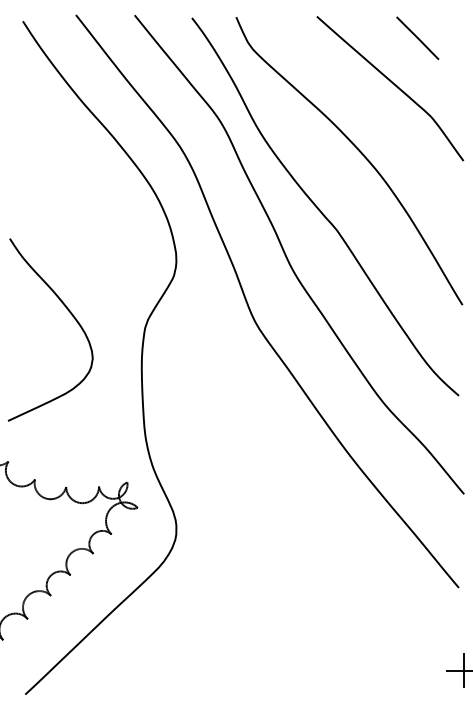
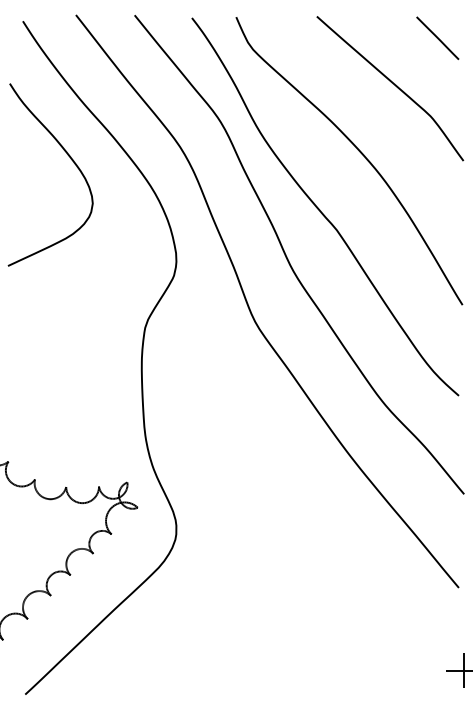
line position: (417, 37) -> (437, 37) (437, 37)
curve position: (70, 314) -> (70, 159) (70, 159)
